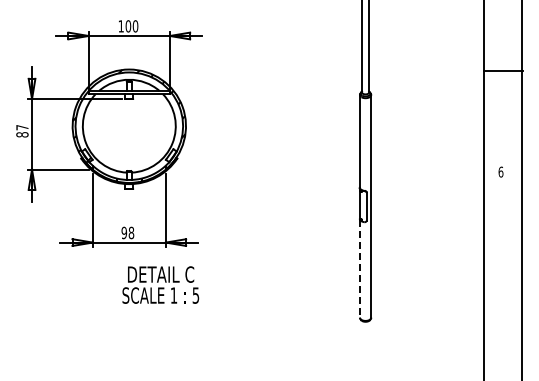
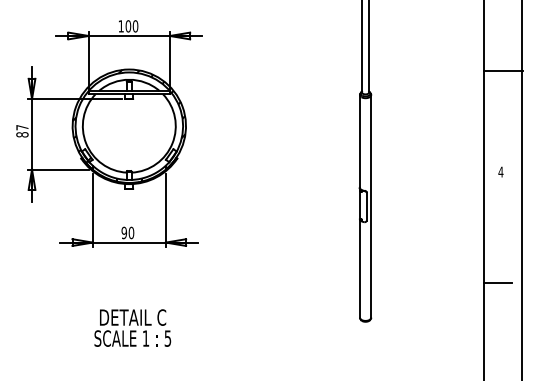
text: 6 -> 4 (500, 171)
text: 98 -> 90 (131, 232)
line: dashed -> solid (359, 269)
line: none -> present (497, 283)
text position: (160, 284) -> (132, 327) (132, 327)
